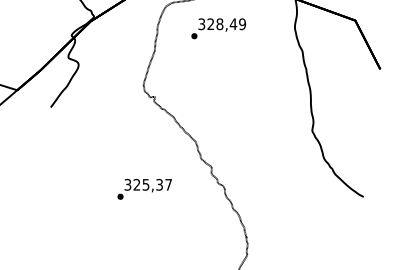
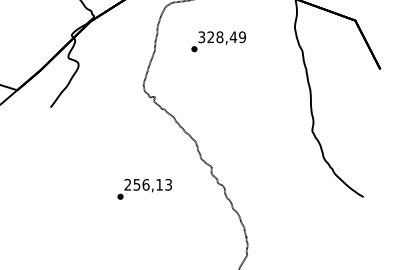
text position: (218, 28) -> (218, 41) (218, 41)
text: 325,37 -> 256,13 (147, 184)
